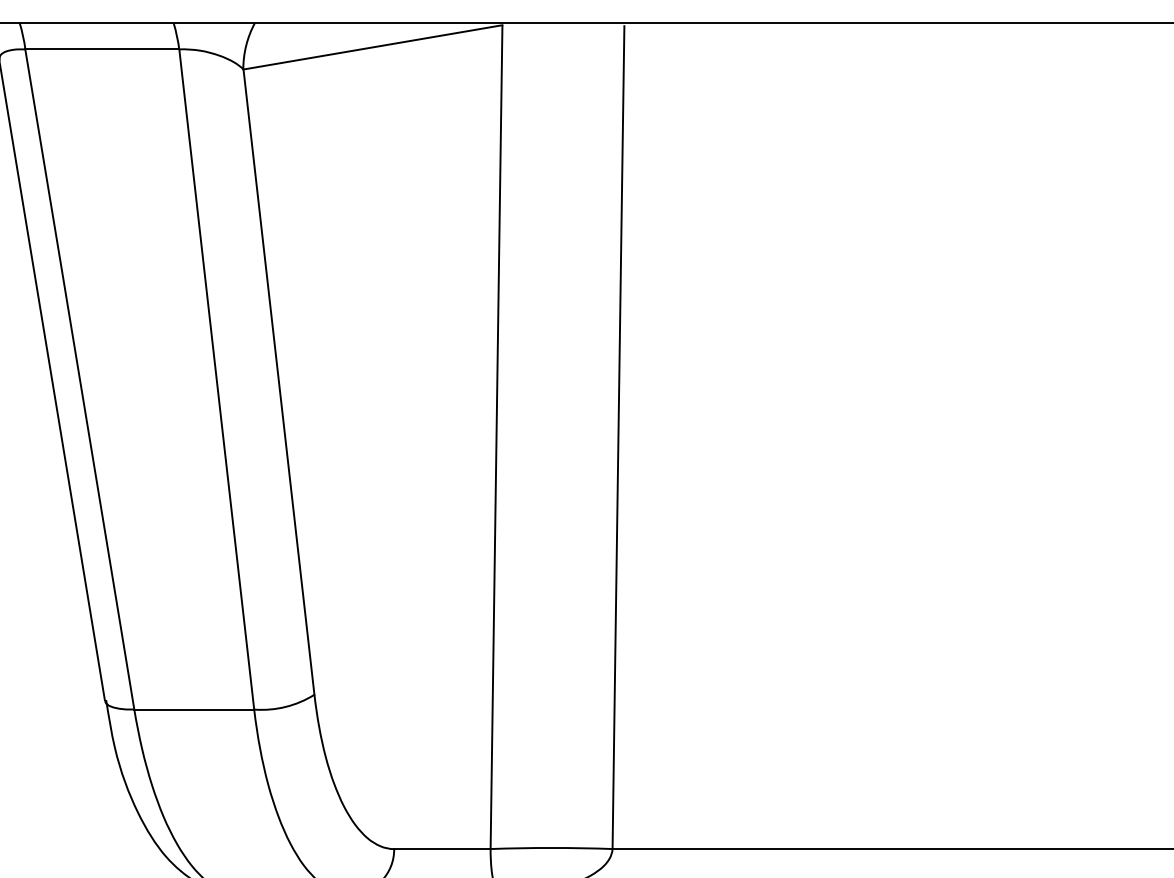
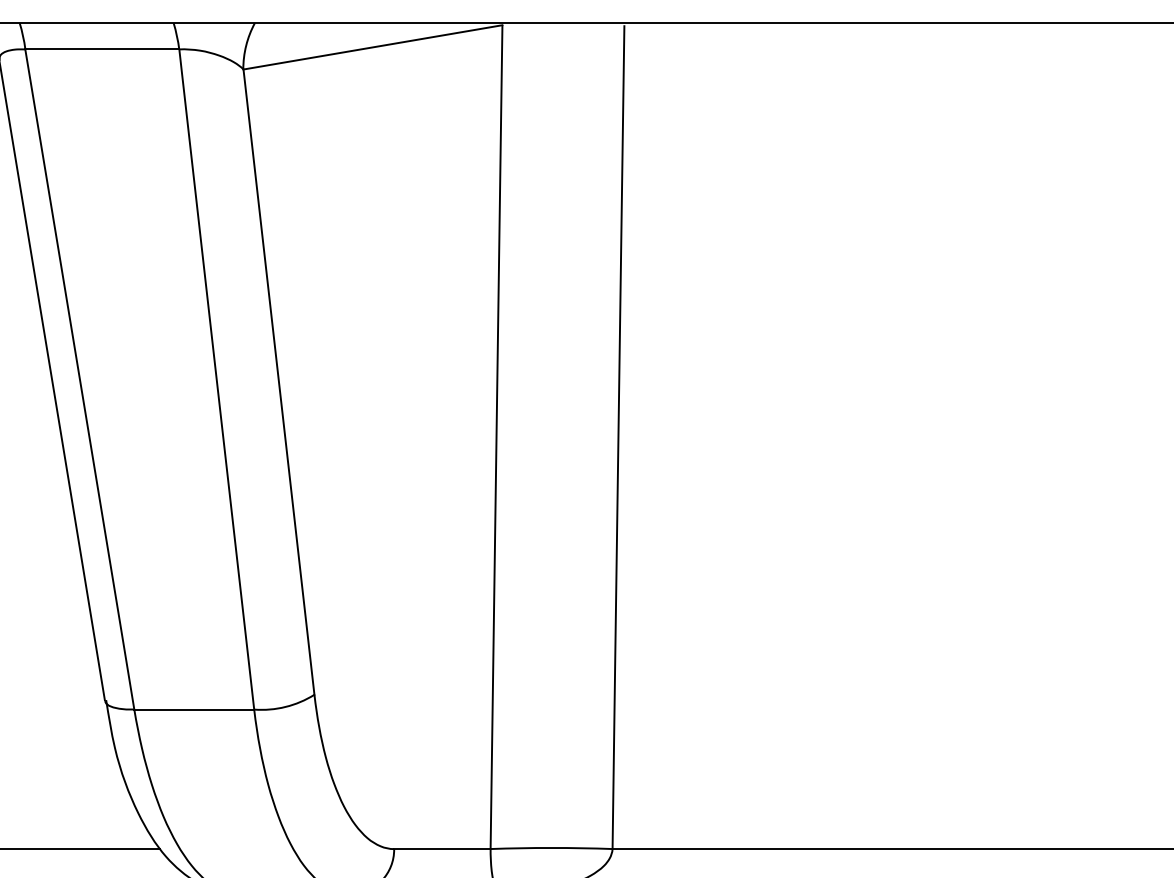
line: none -> present (81, 849)
